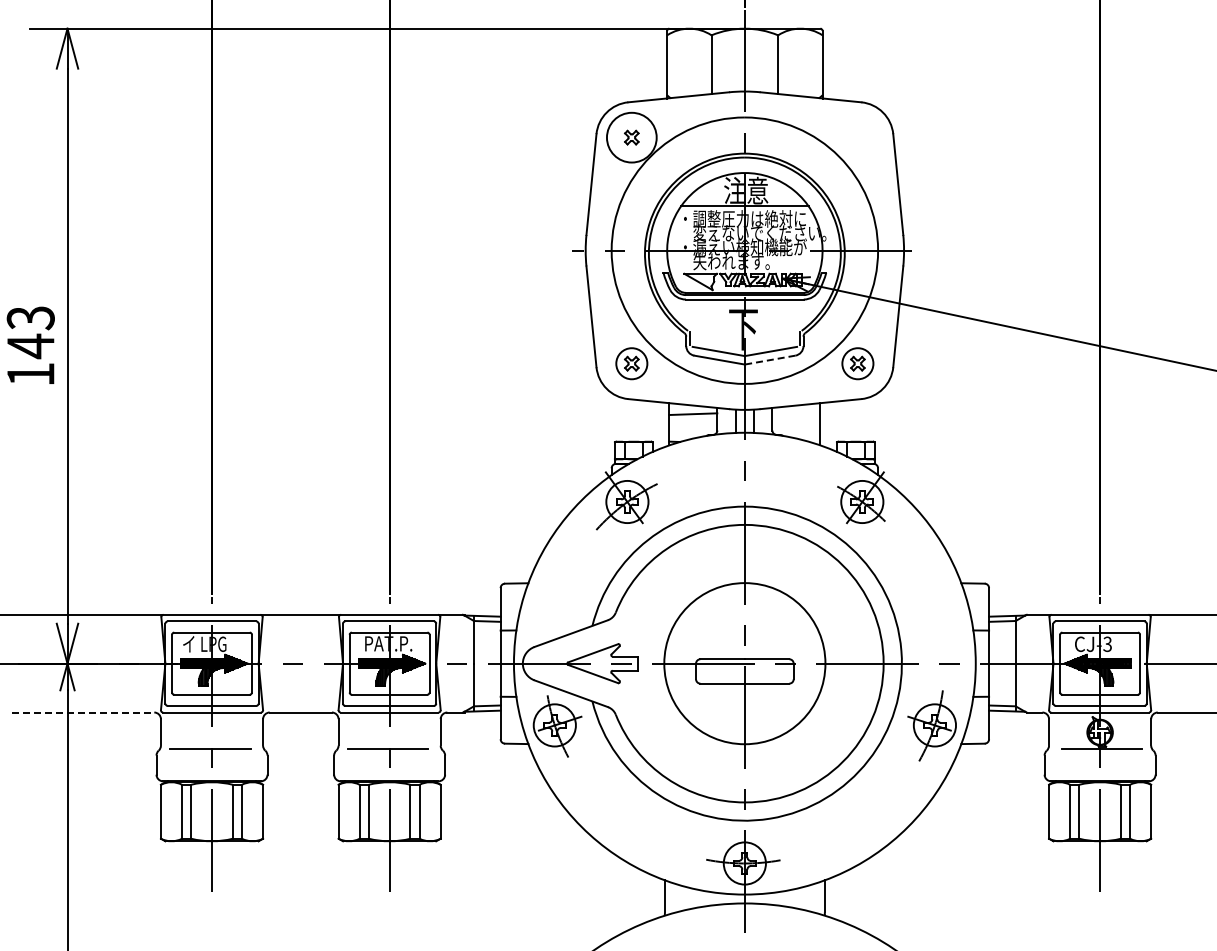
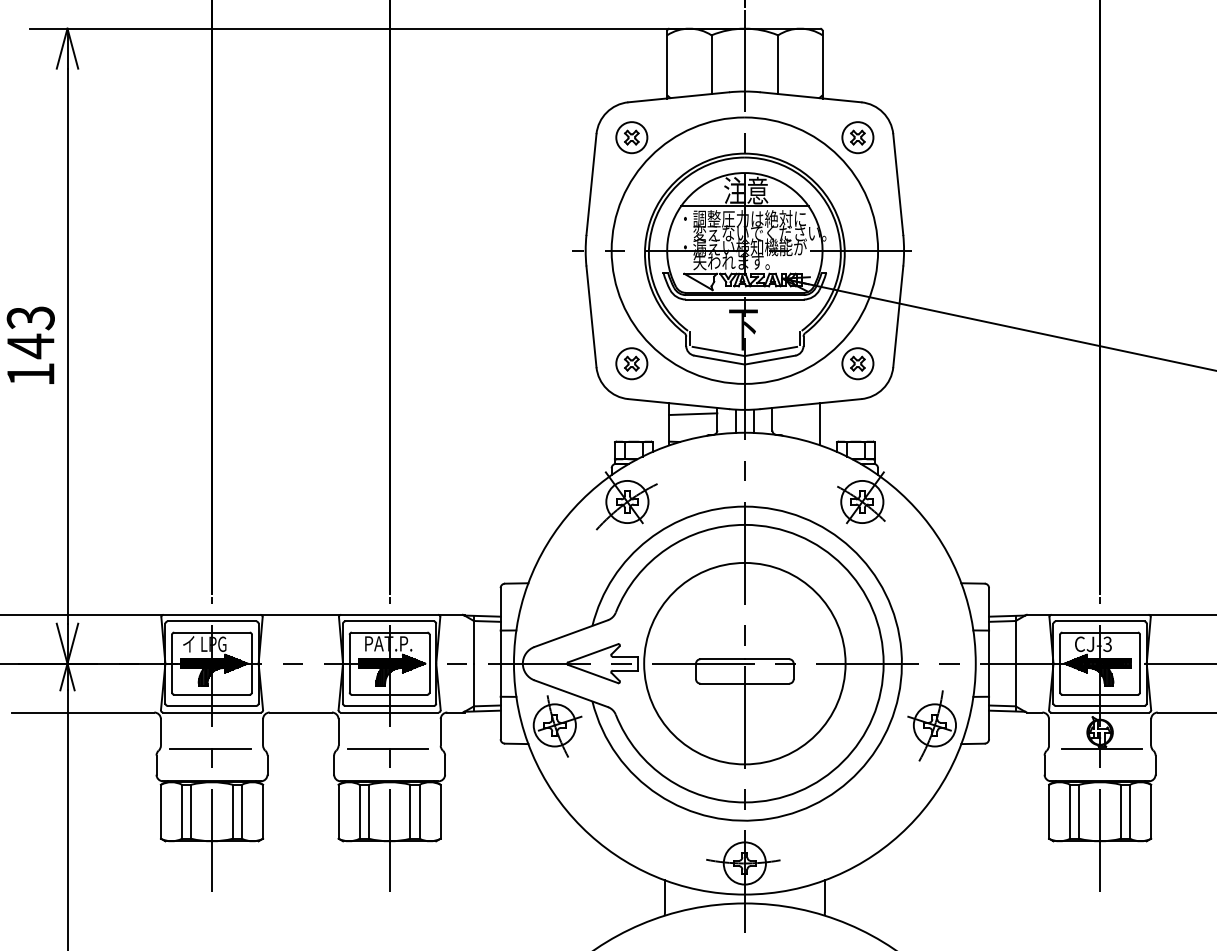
circle diameter: 50 px -> 31 px (631, 137)
part: none -> present (857, 137)
line: dashed -> solid (770, 360)
circle diameter: 161 px -> 201 px (744, 663)
line: dashed -> solid (83, 712)
